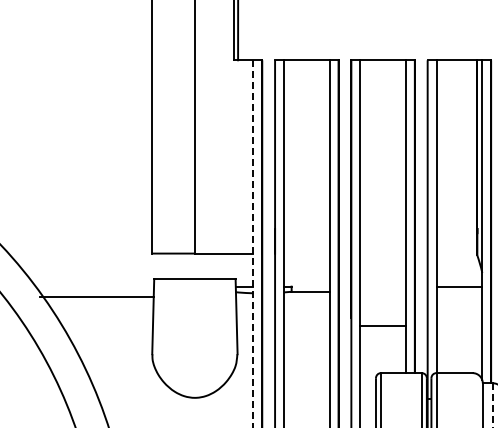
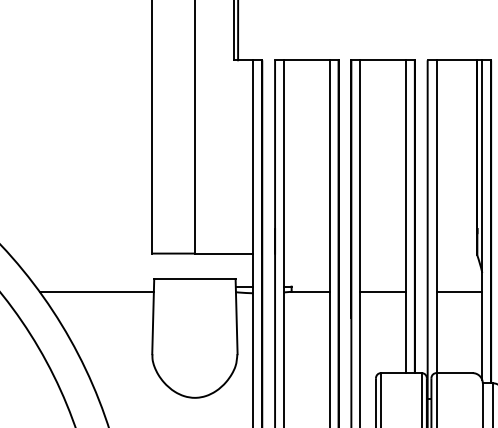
line: dashed -> solid (253, 243)
line position: (459, 286) -> (459, 291) (459, 291)
line position: (96, 296) -> (96, 291) (96, 291)
line position: (382, 325) -> (382, 291) (382, 291)
line: dashed -> solid (492, 405)
